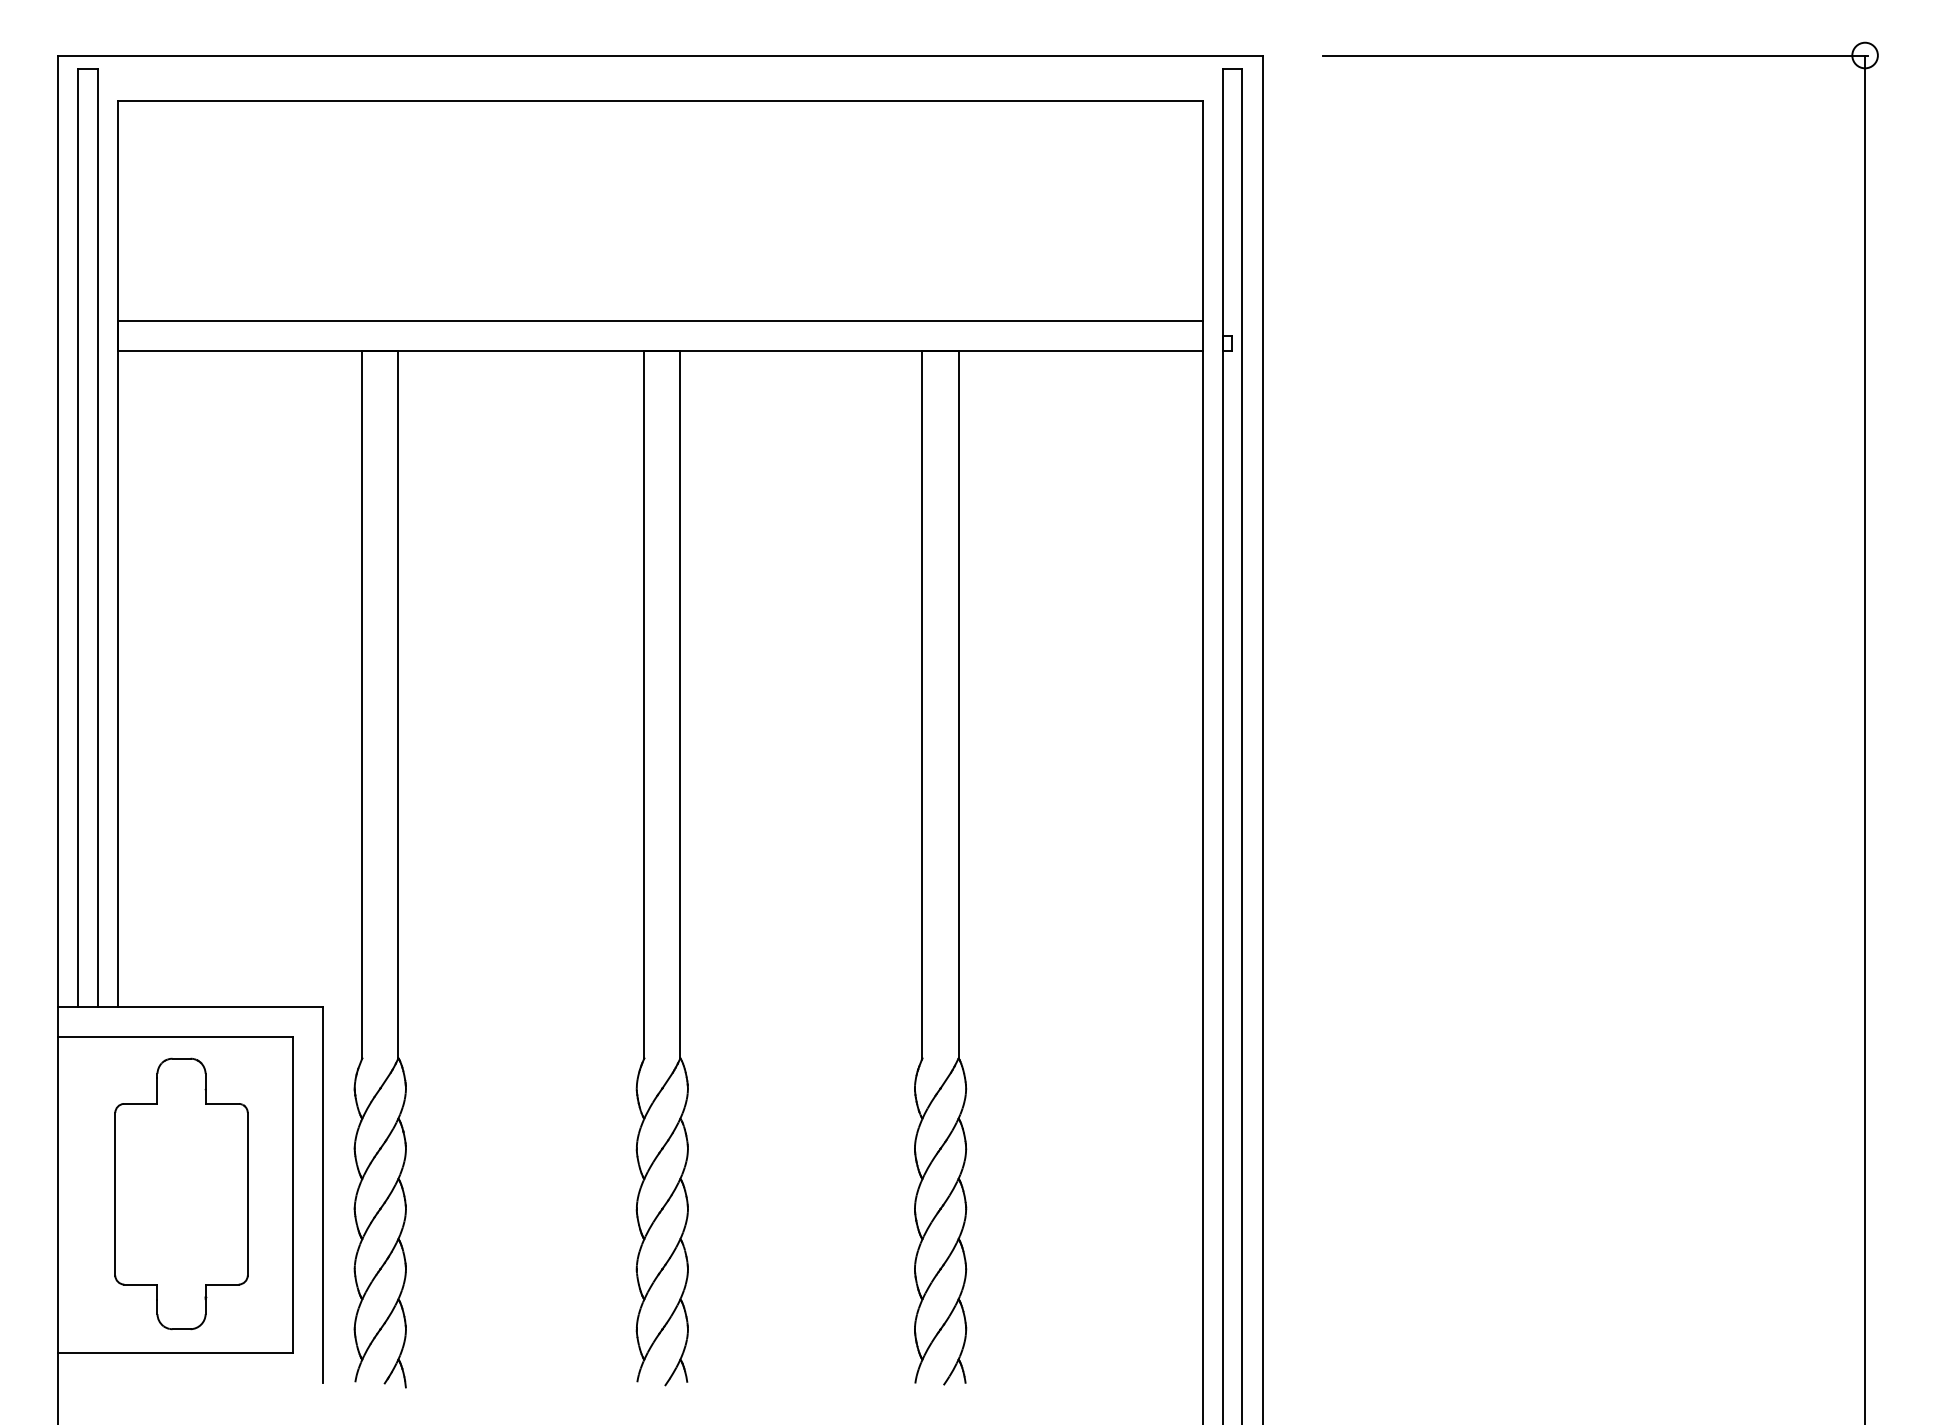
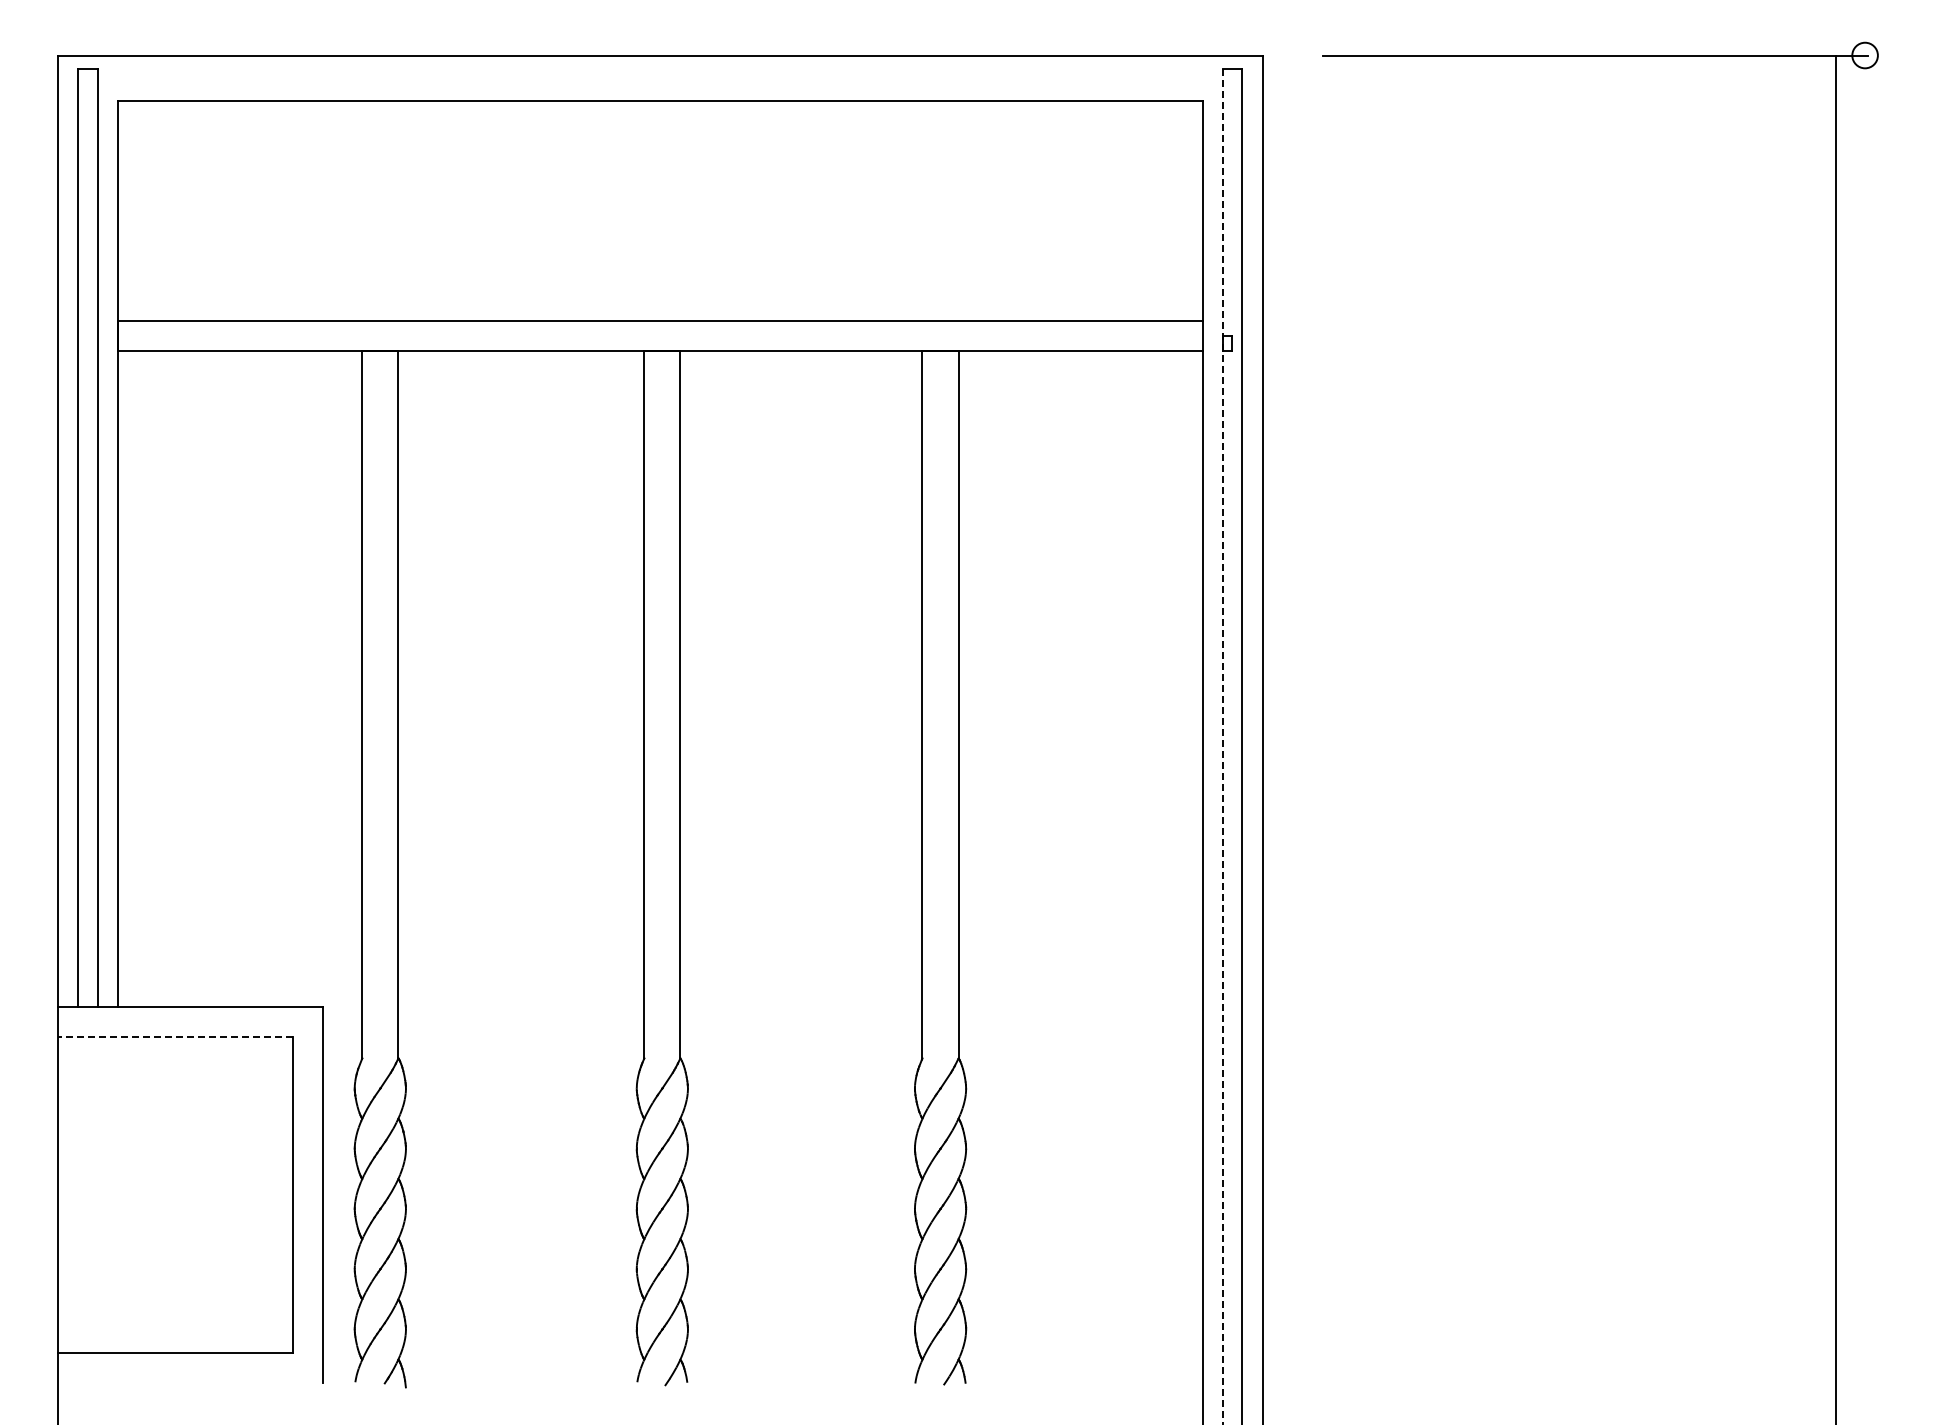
line position: (1865, 738) -> (1836, 738) (1836, 738)
line: solid -> dashed (1222, 746)
line: solid -> dashed (175, 1036)
part: present -> none (181, 1193)
